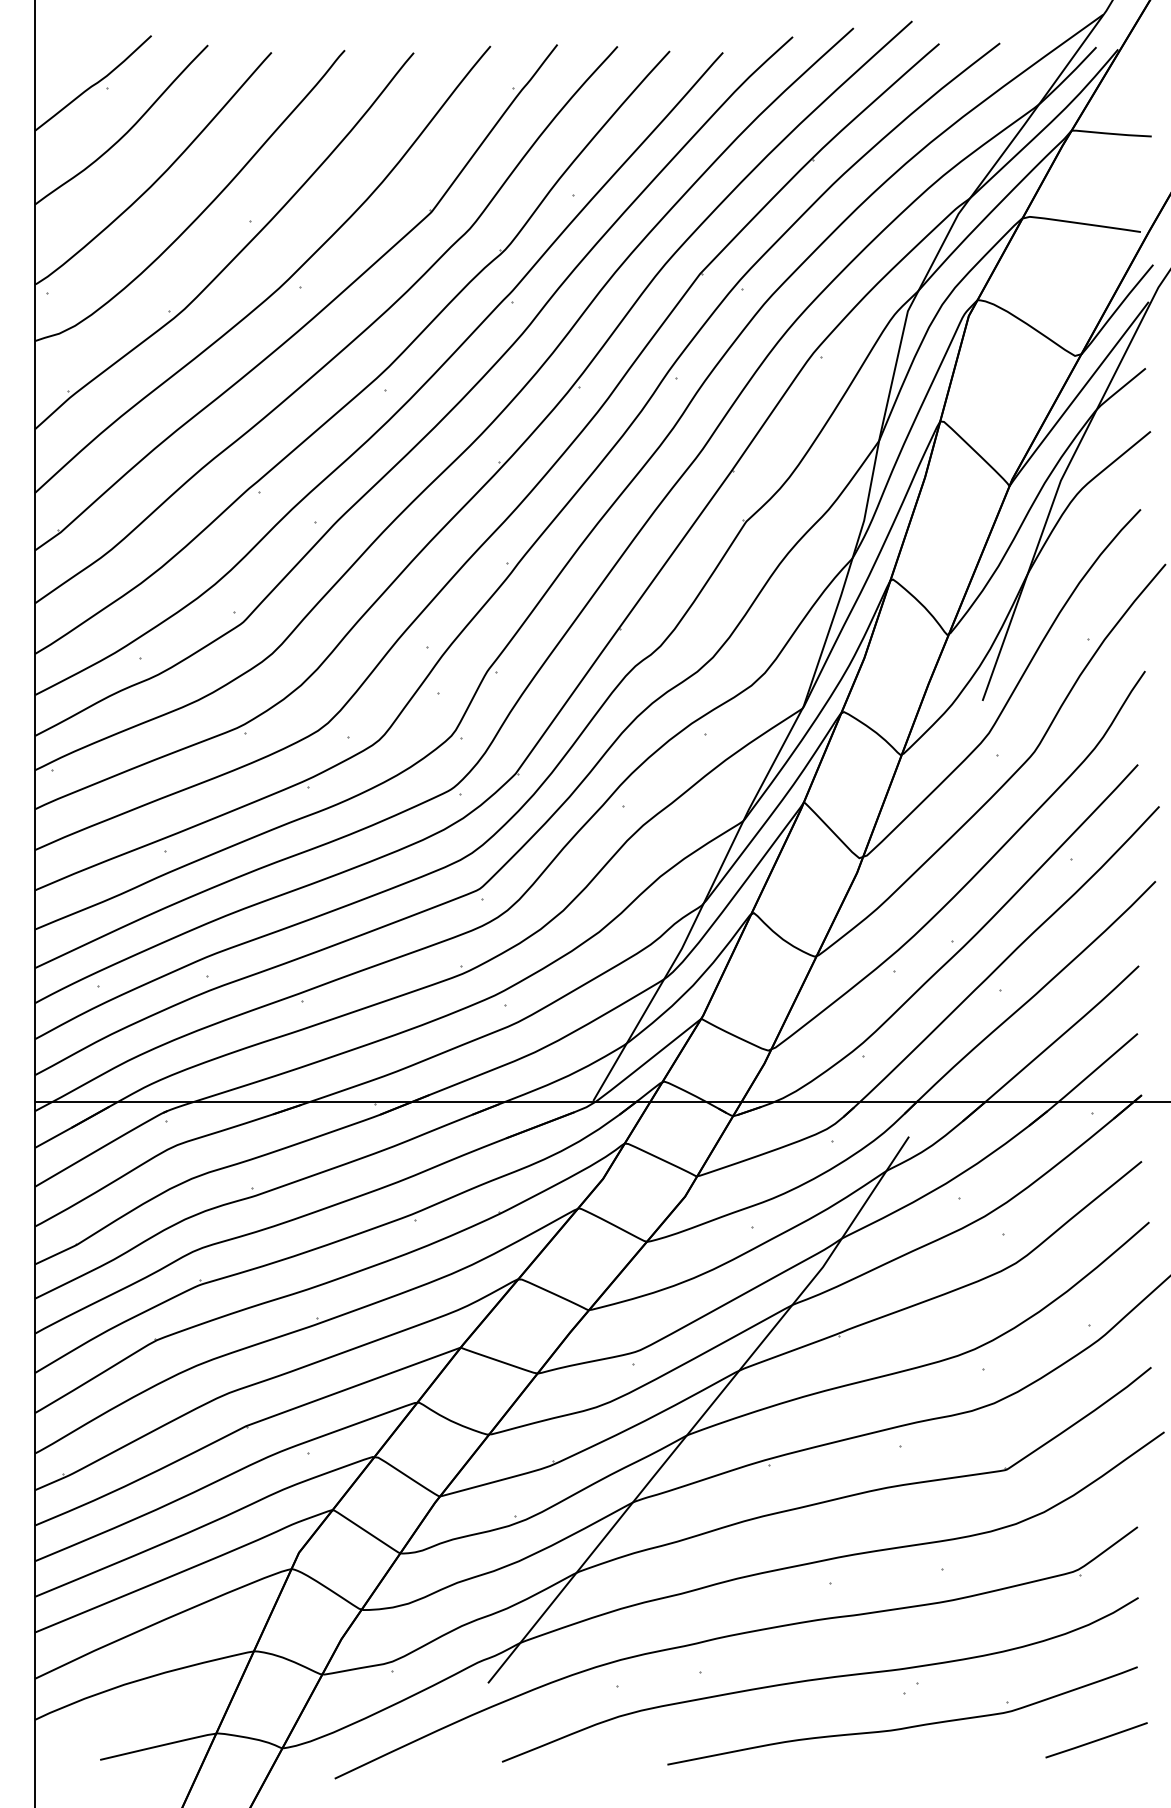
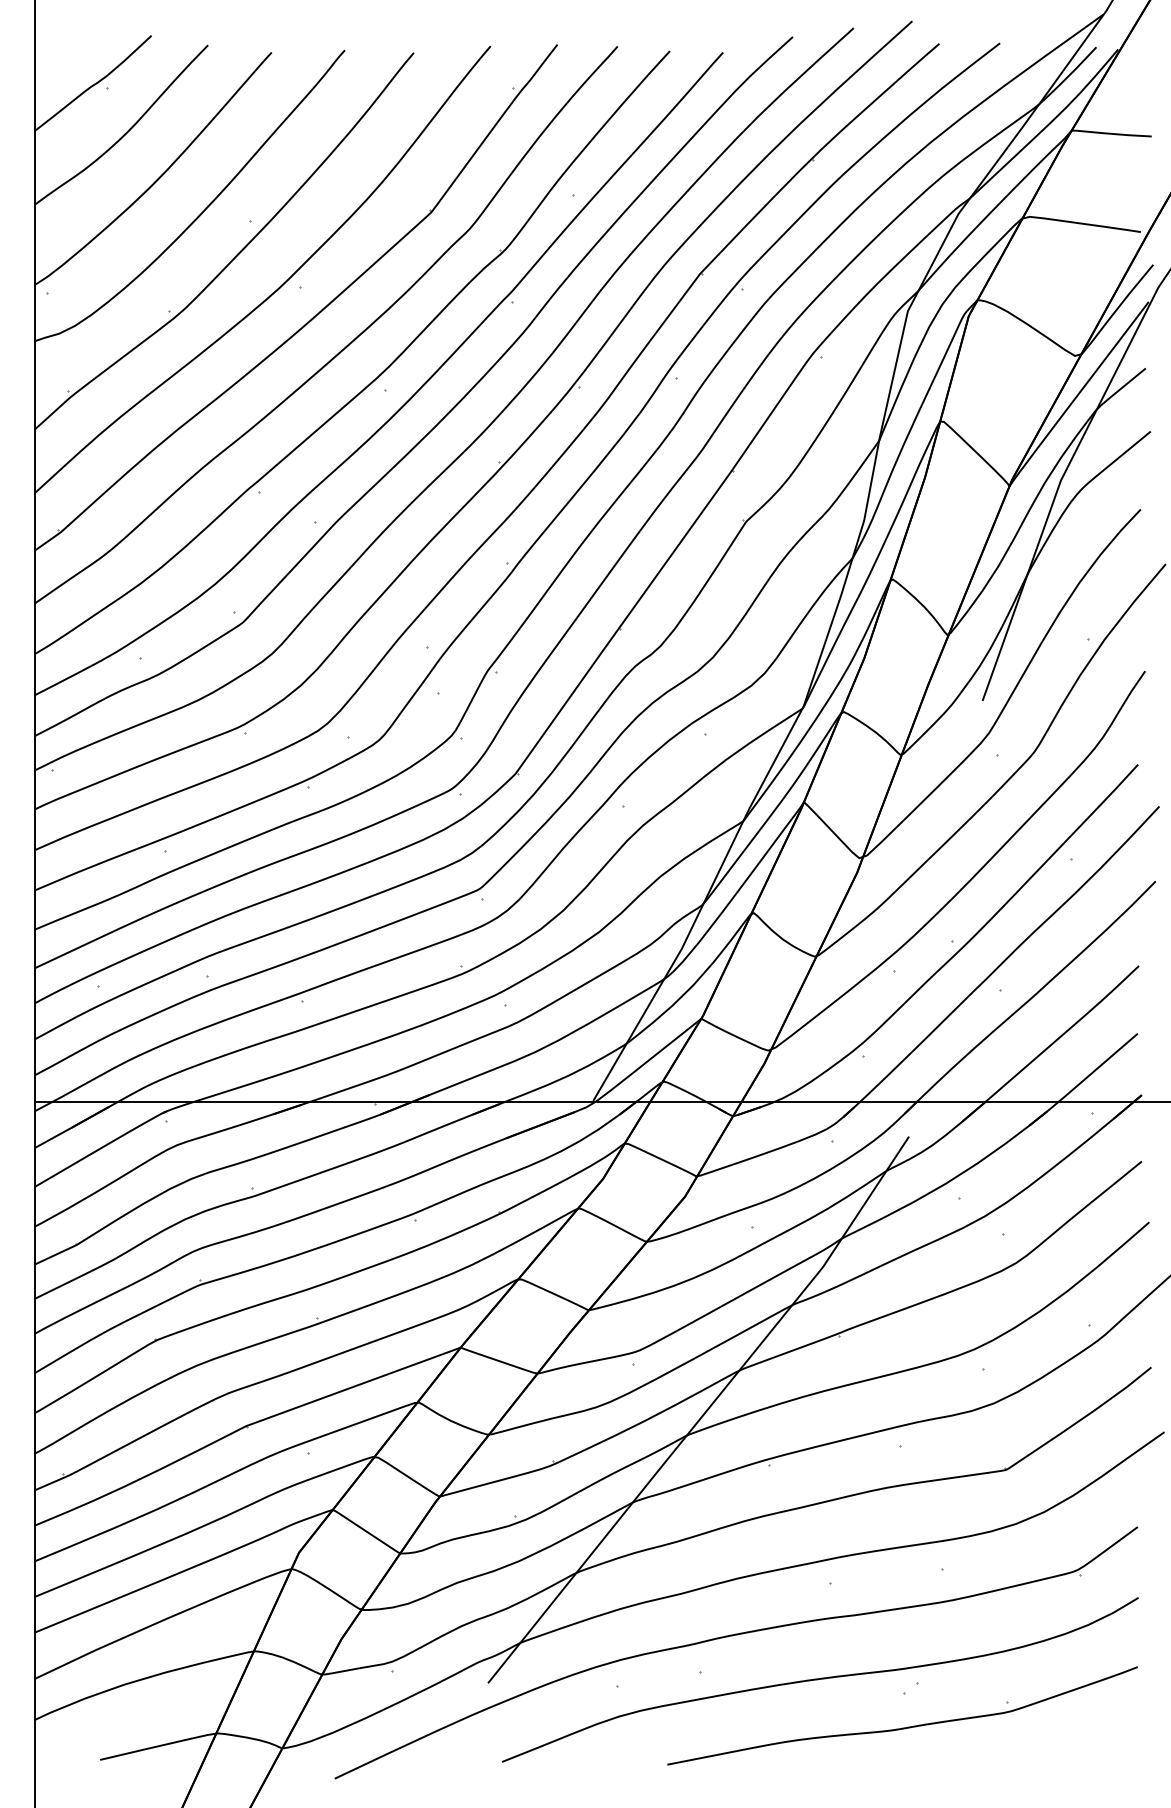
line: present -> none (1096, 1740)
